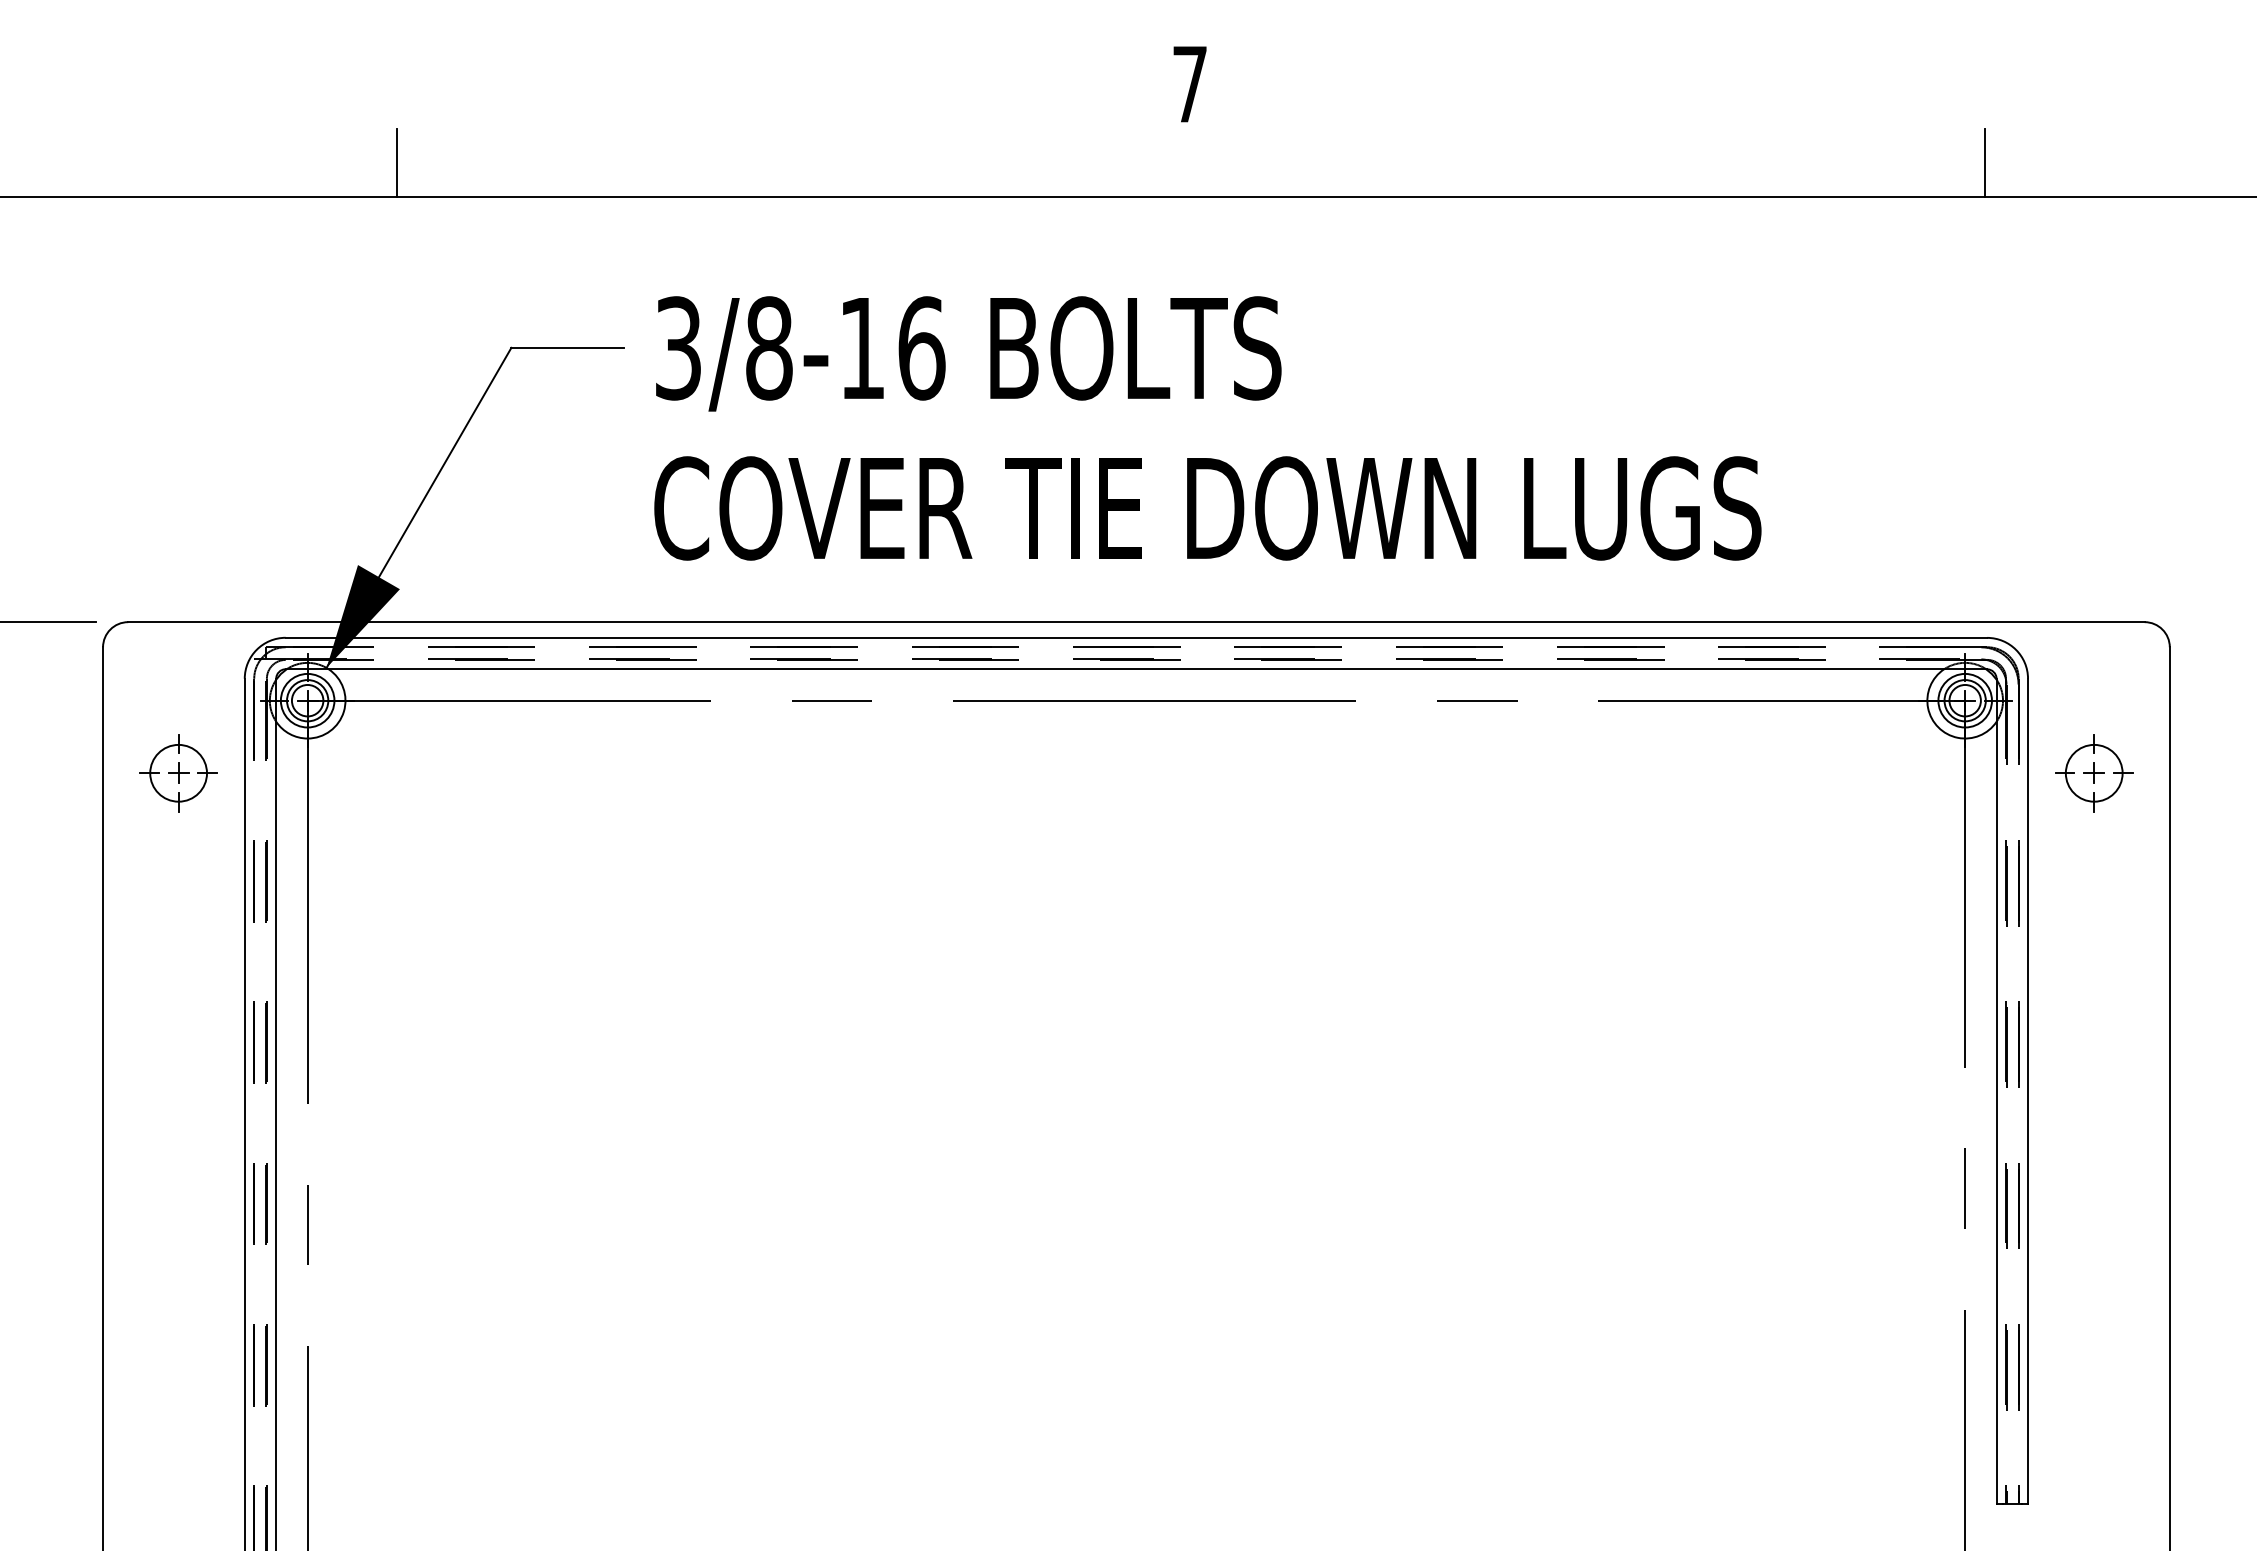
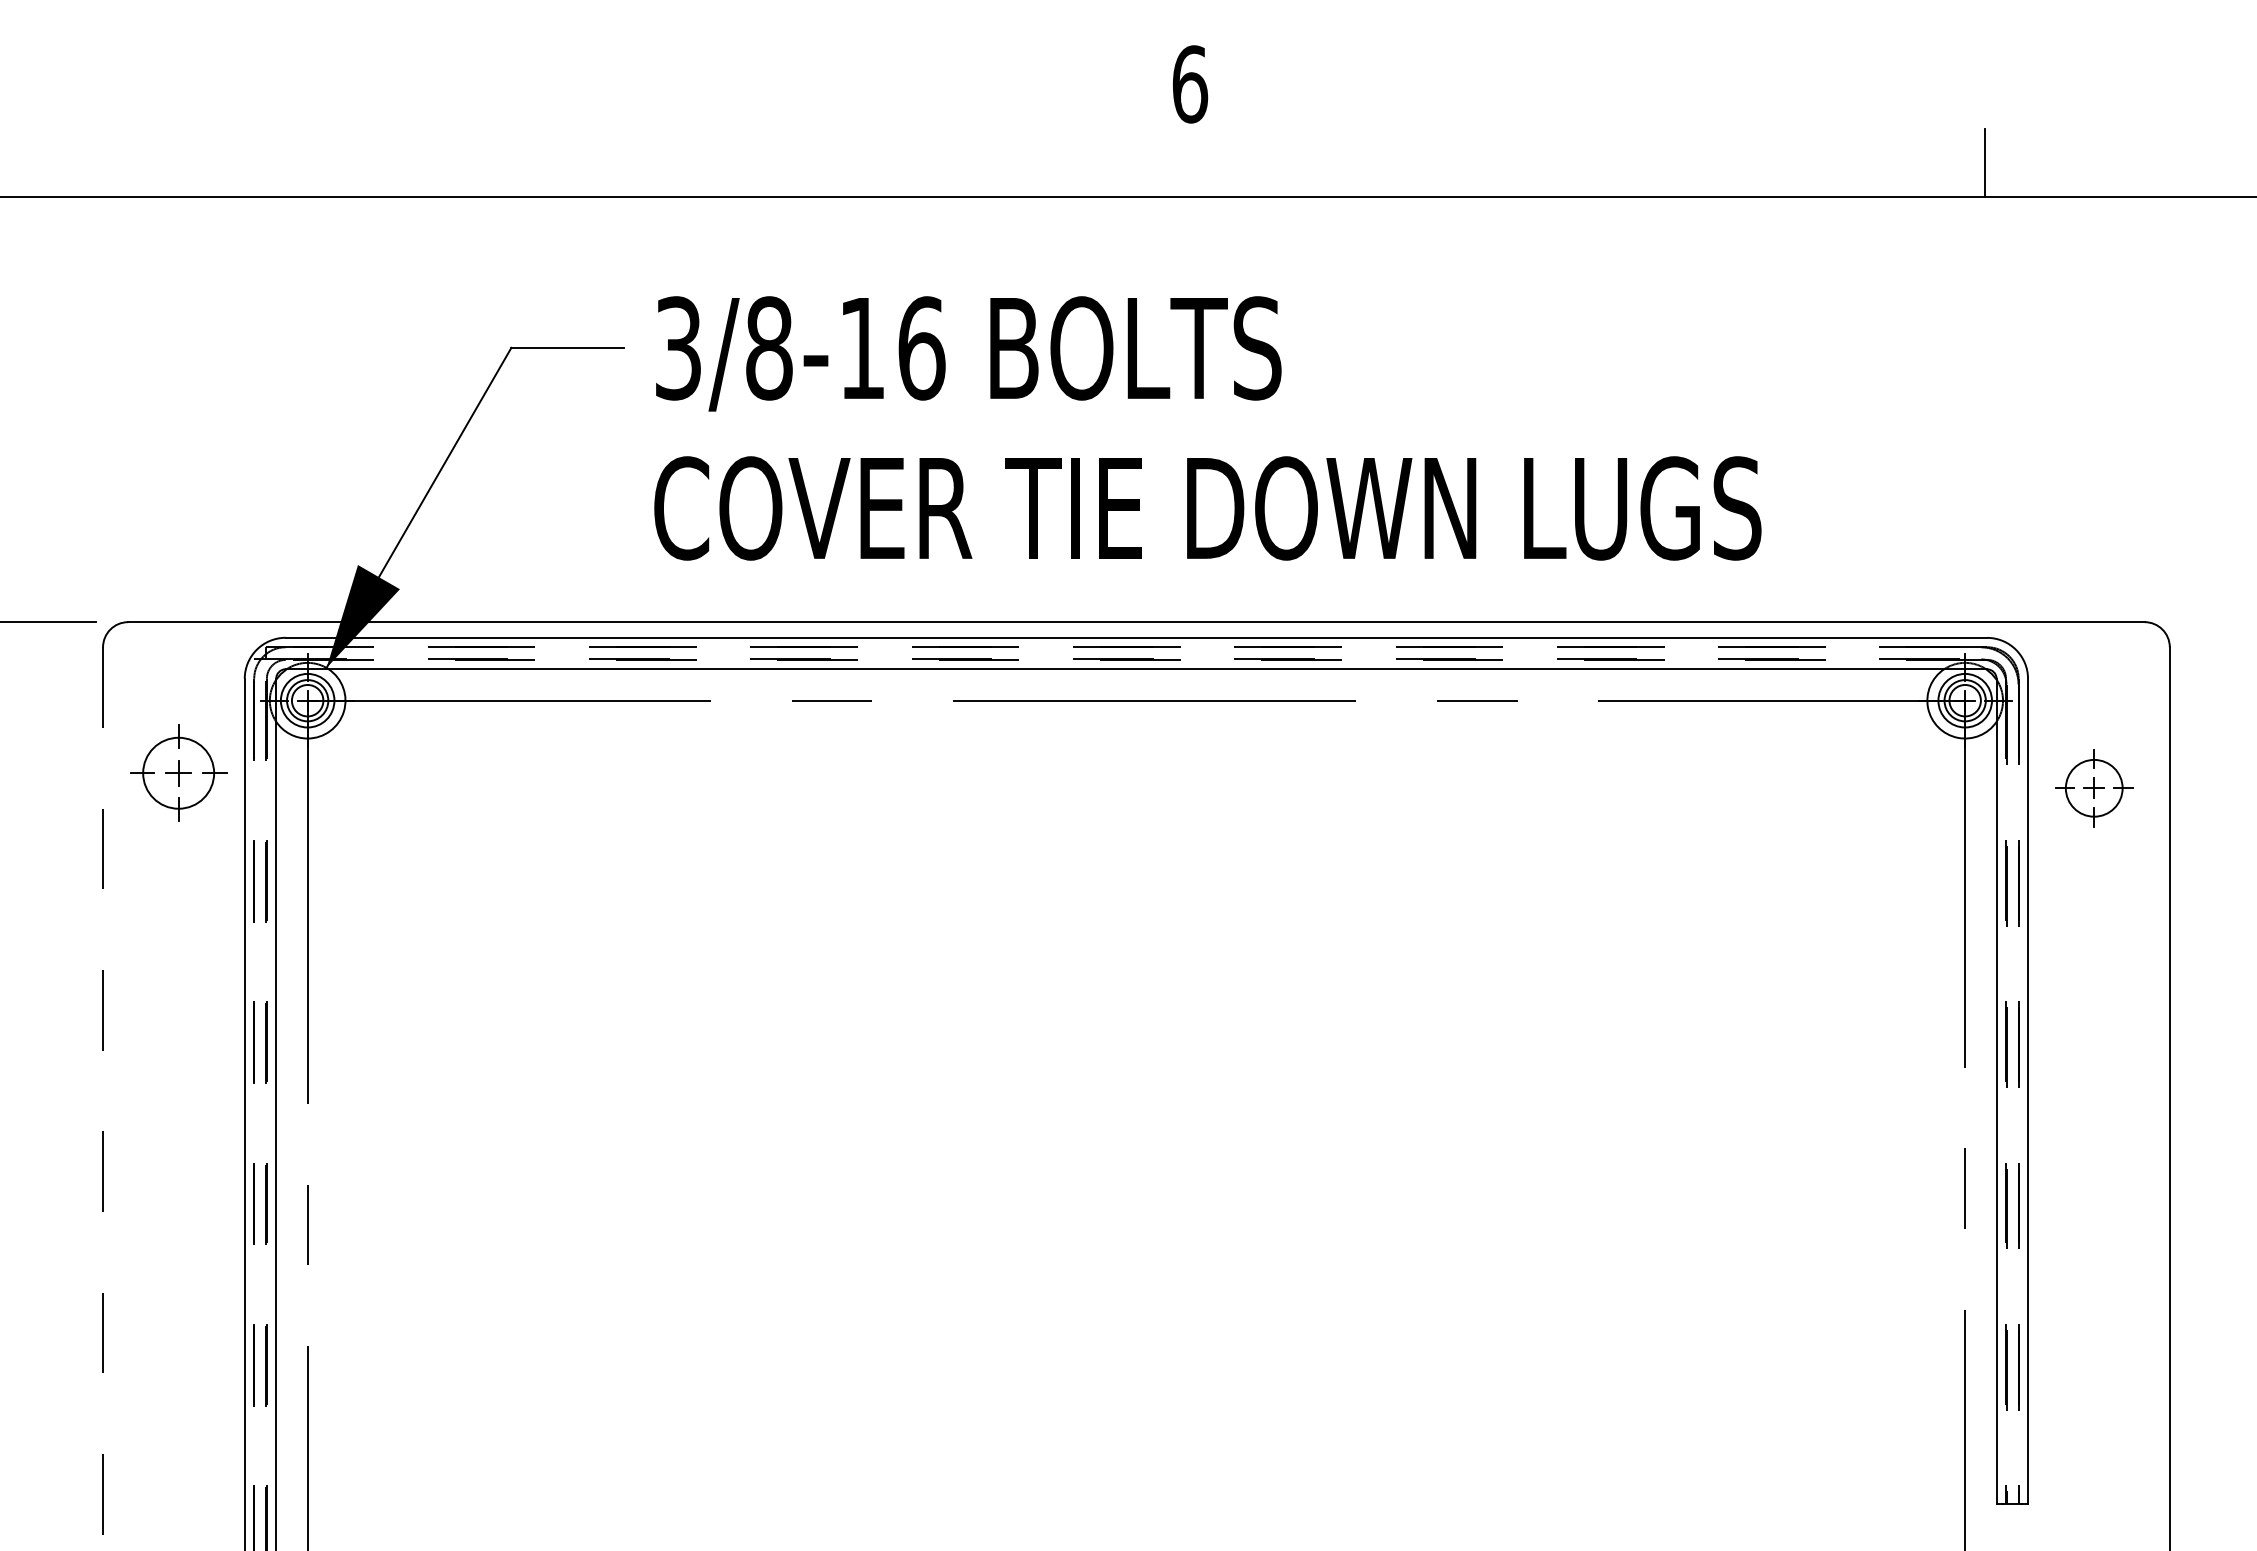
text: 7 -> 6 (1190, 84)
line: present -> none (396, 162)
part size: 79x79 px -> 98x98 px (178, 772)
part position: (2094, 773) -> (2094, 788) (2094, 788)
line: solid -> dashed (102, 1099)
